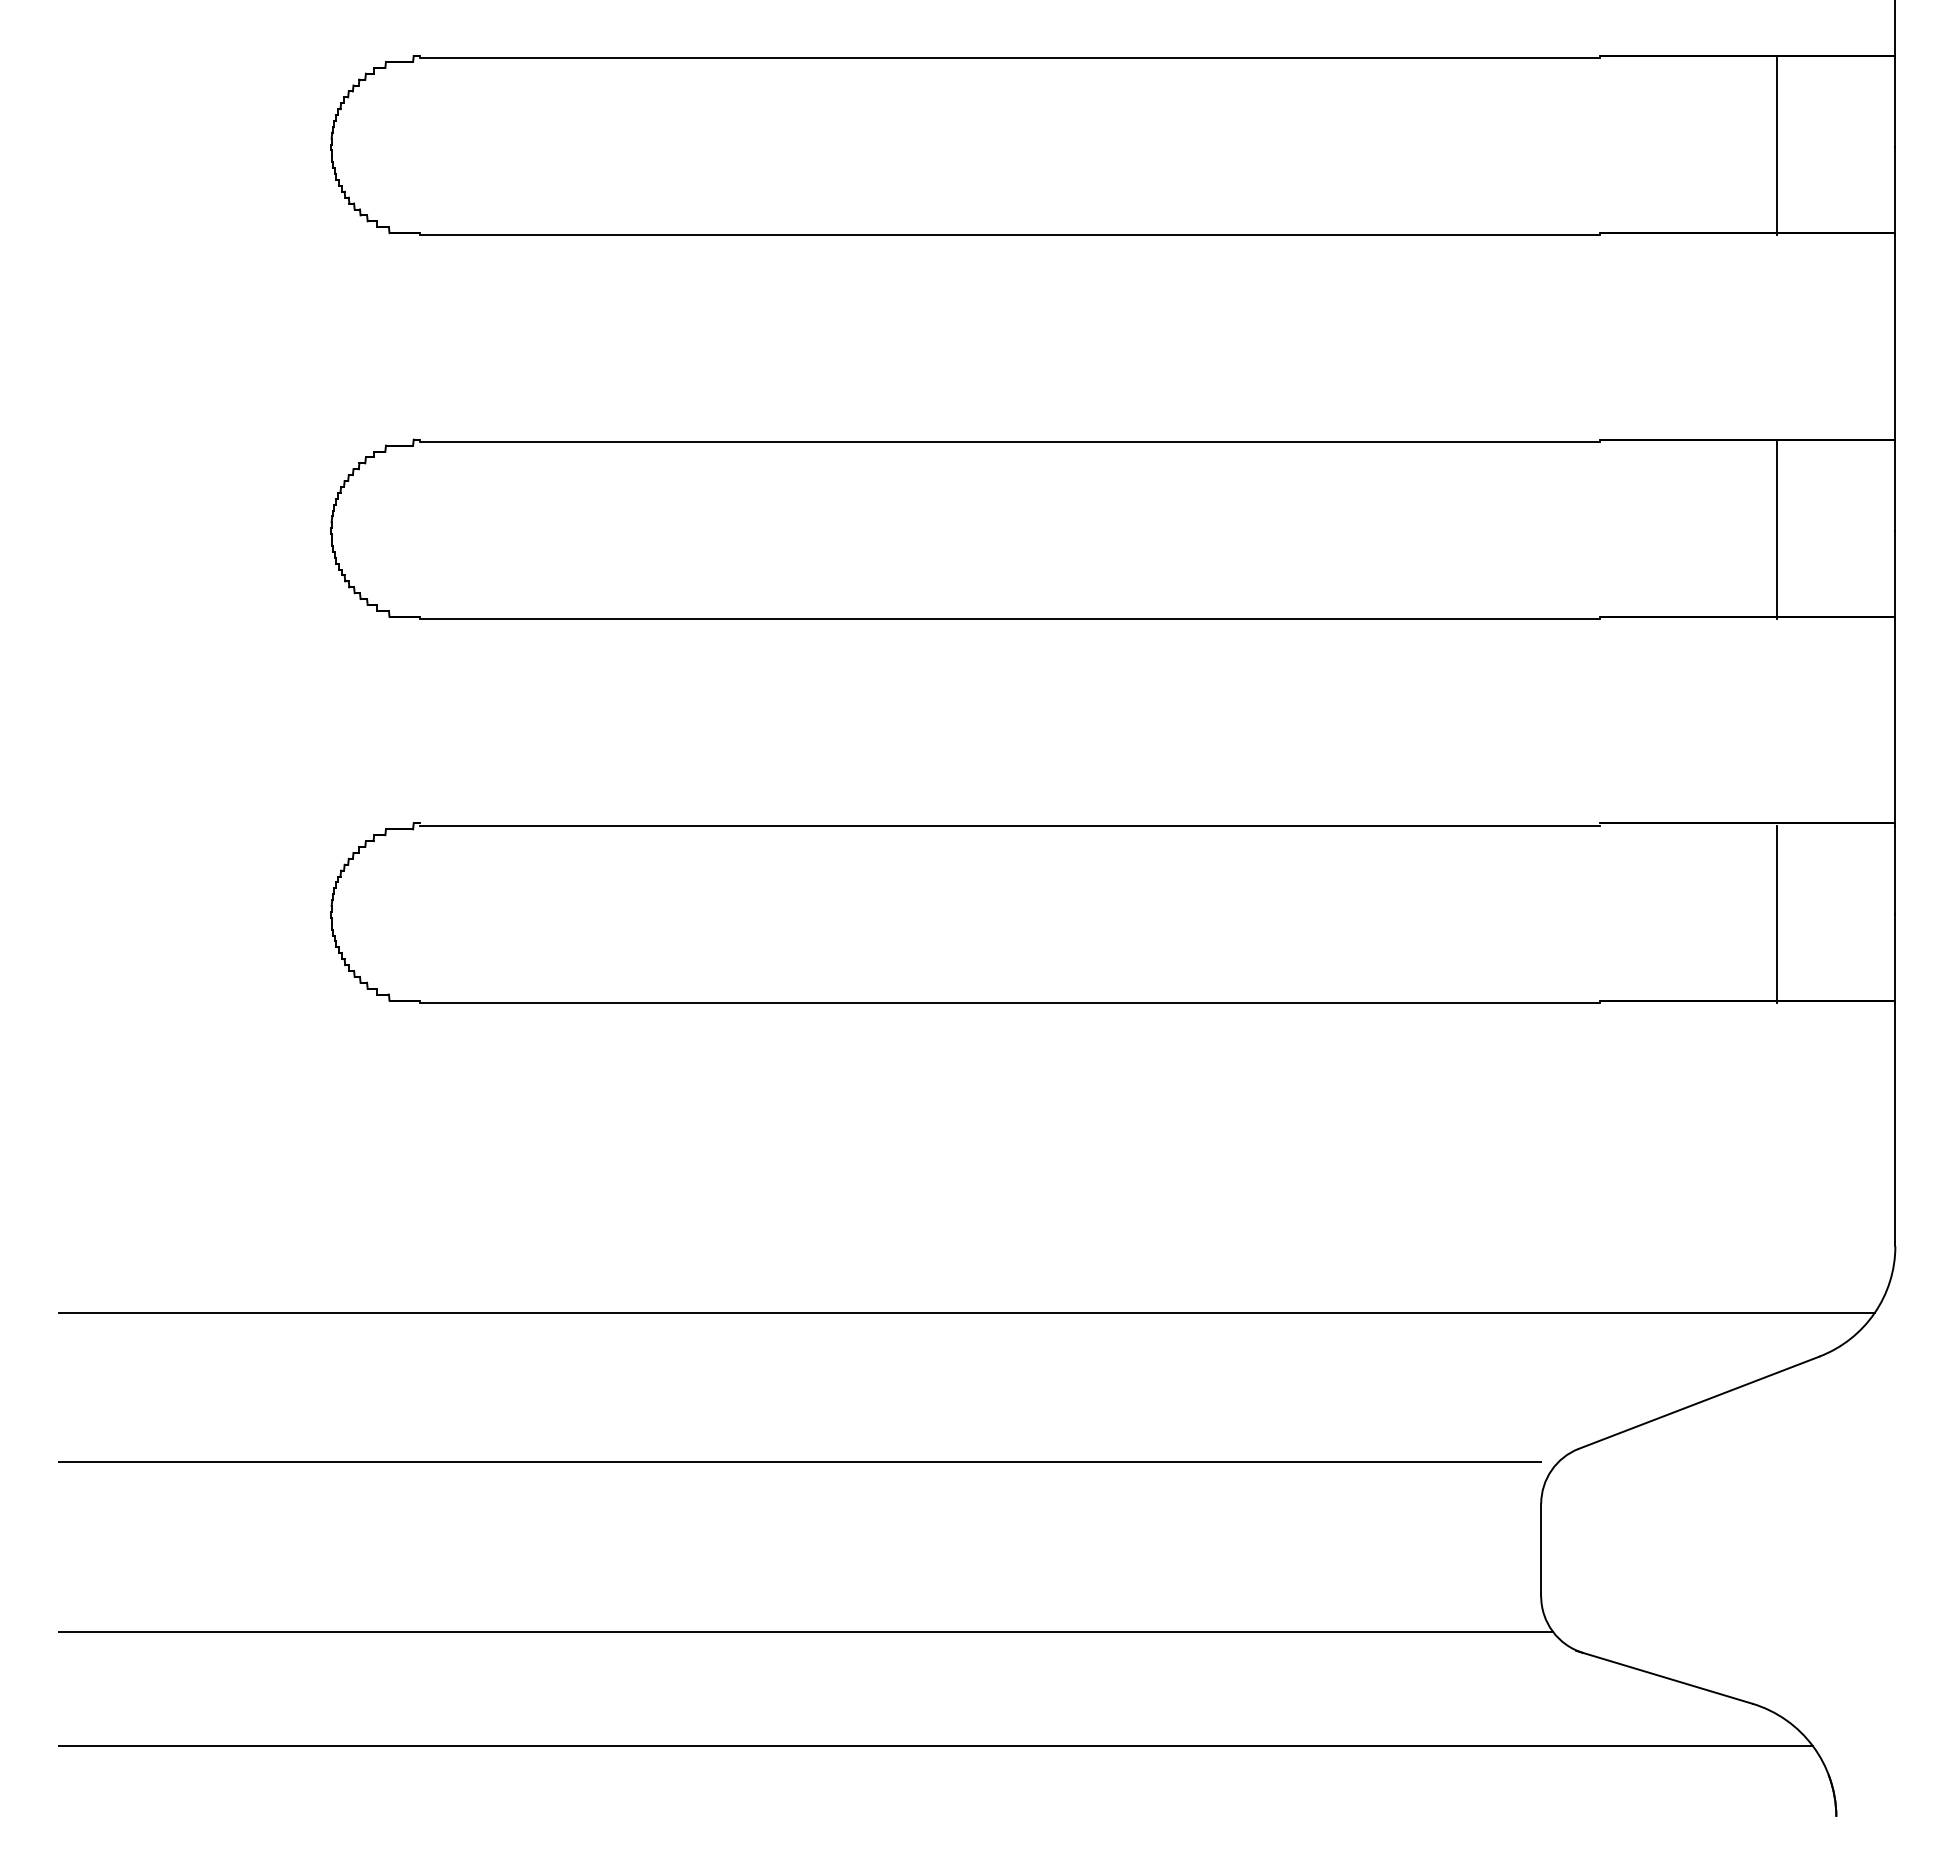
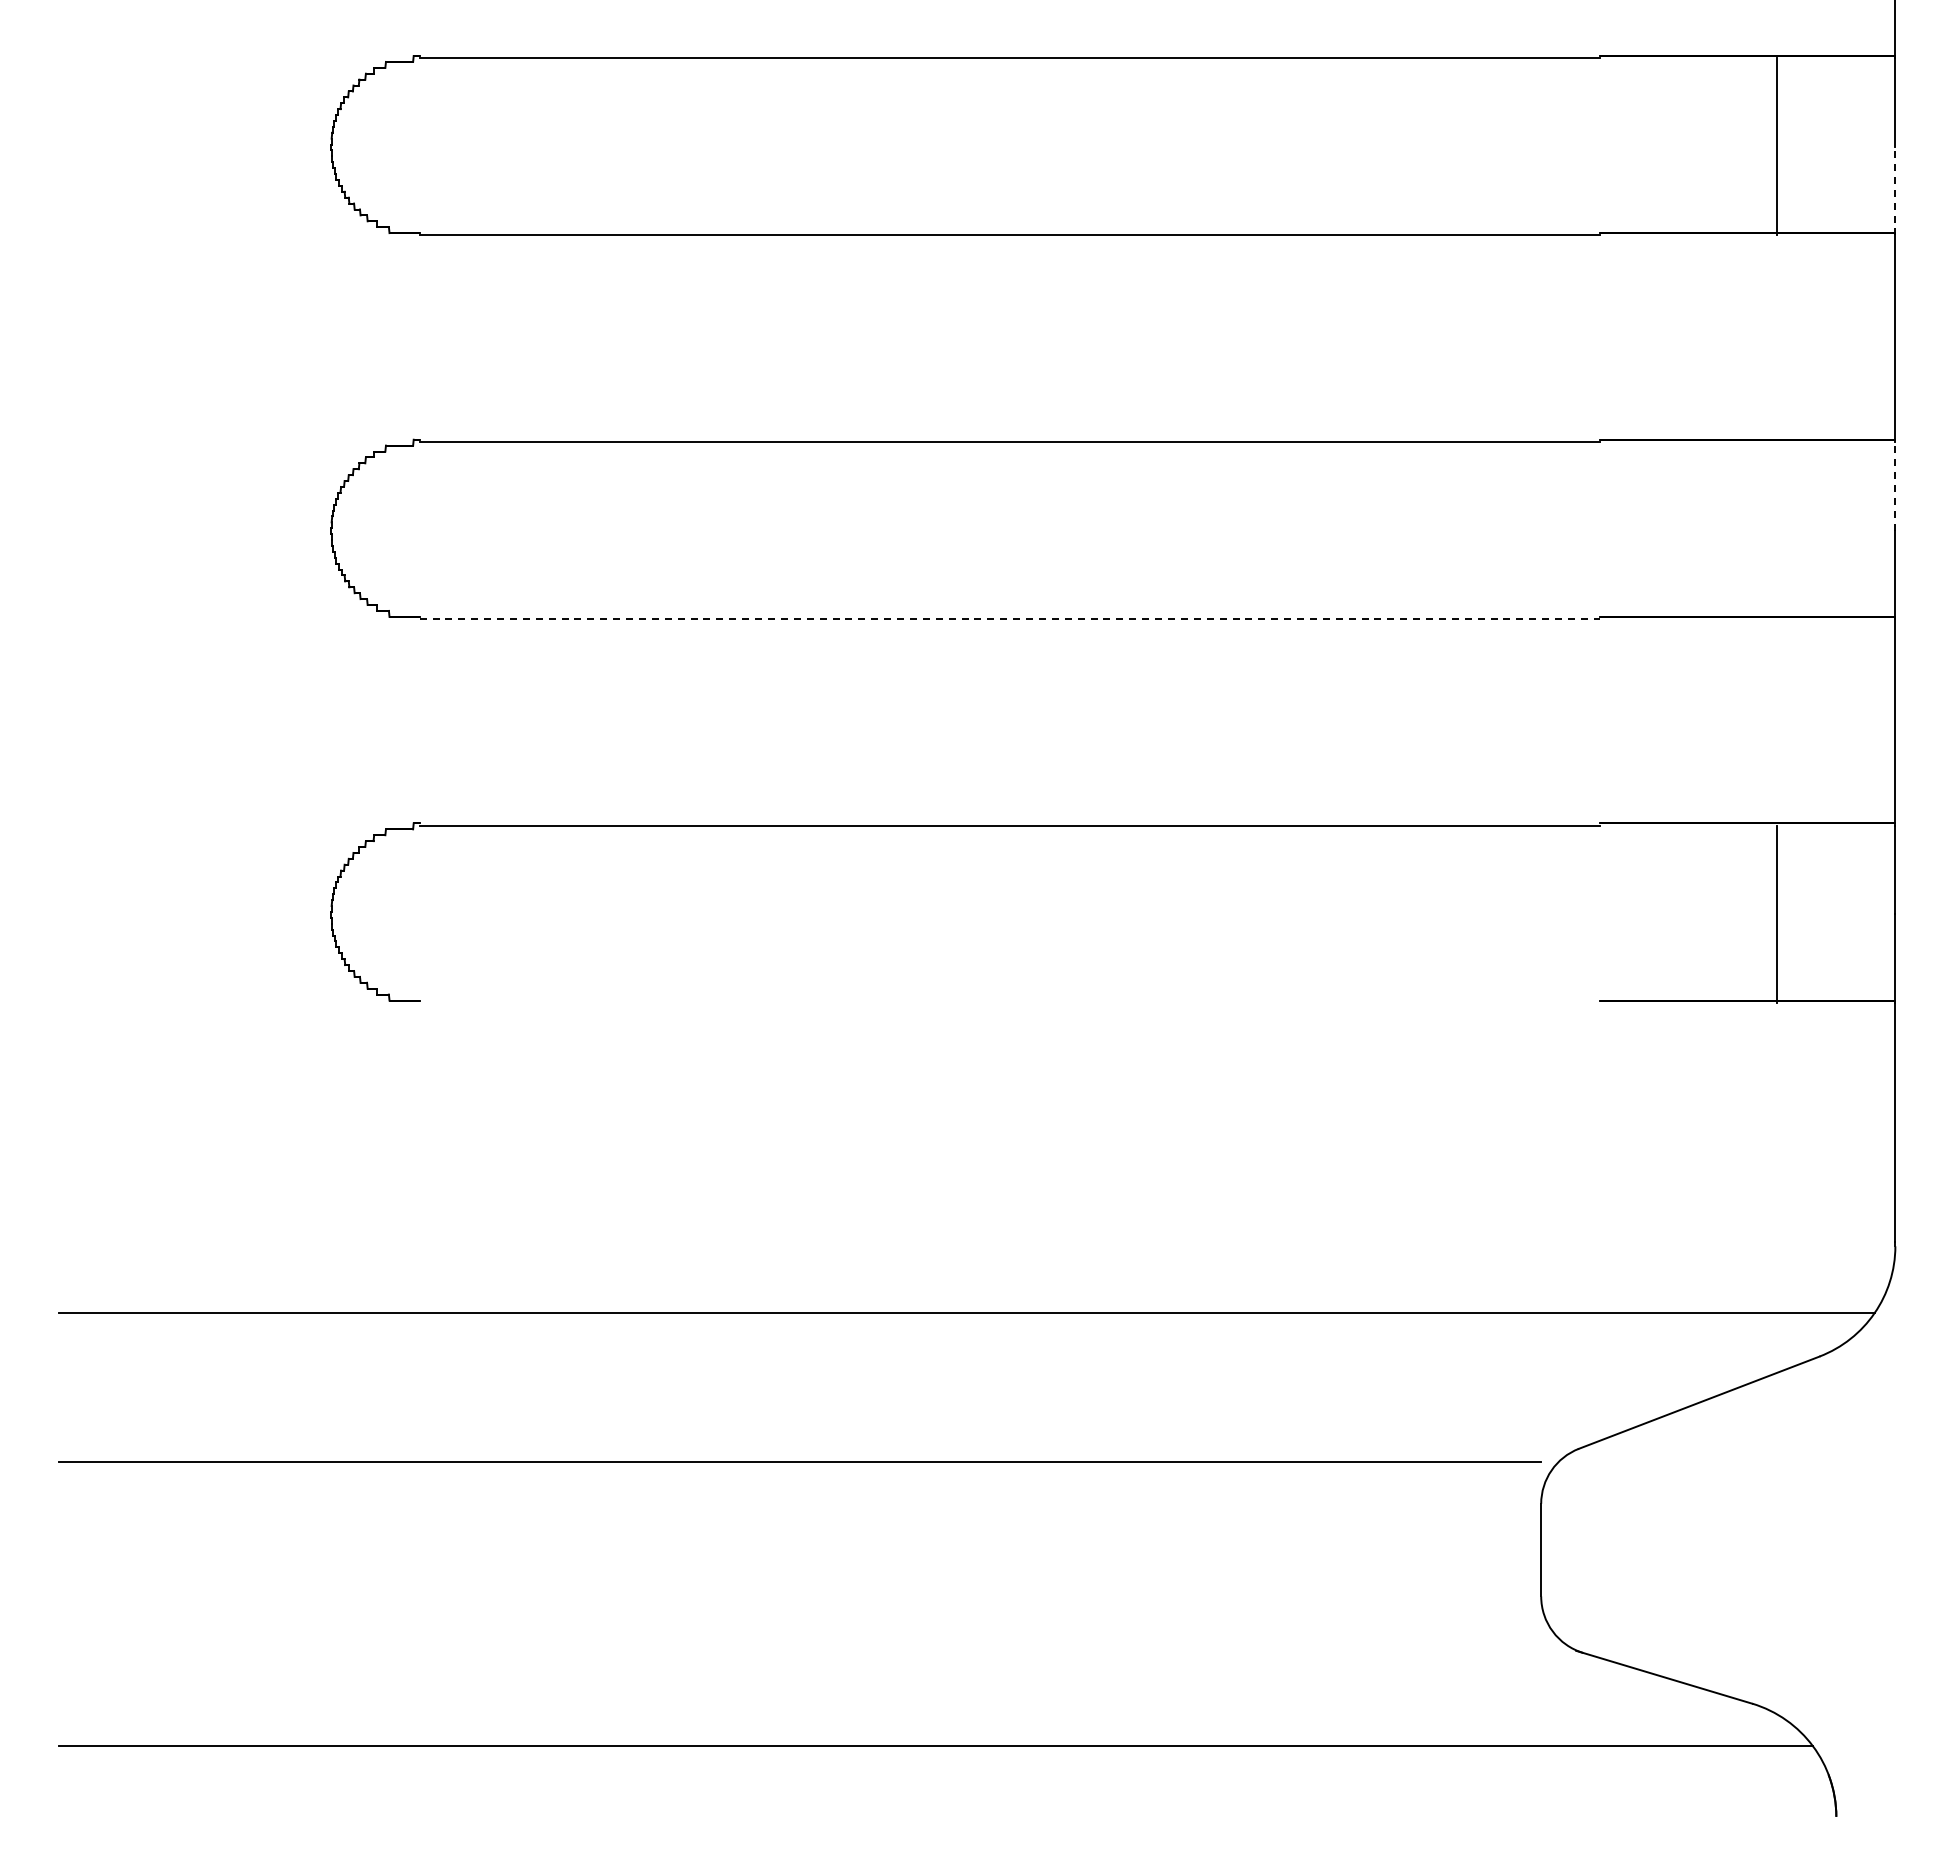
line: solid -> dashed (1895, 190)
line: solid -> dashed (1895, 485)
line: present -> none (1777, 530)
line: solid -> dashed (1010, 619)
line: present -> none (1009, 1002)
line: present -> none (805, 1631)
